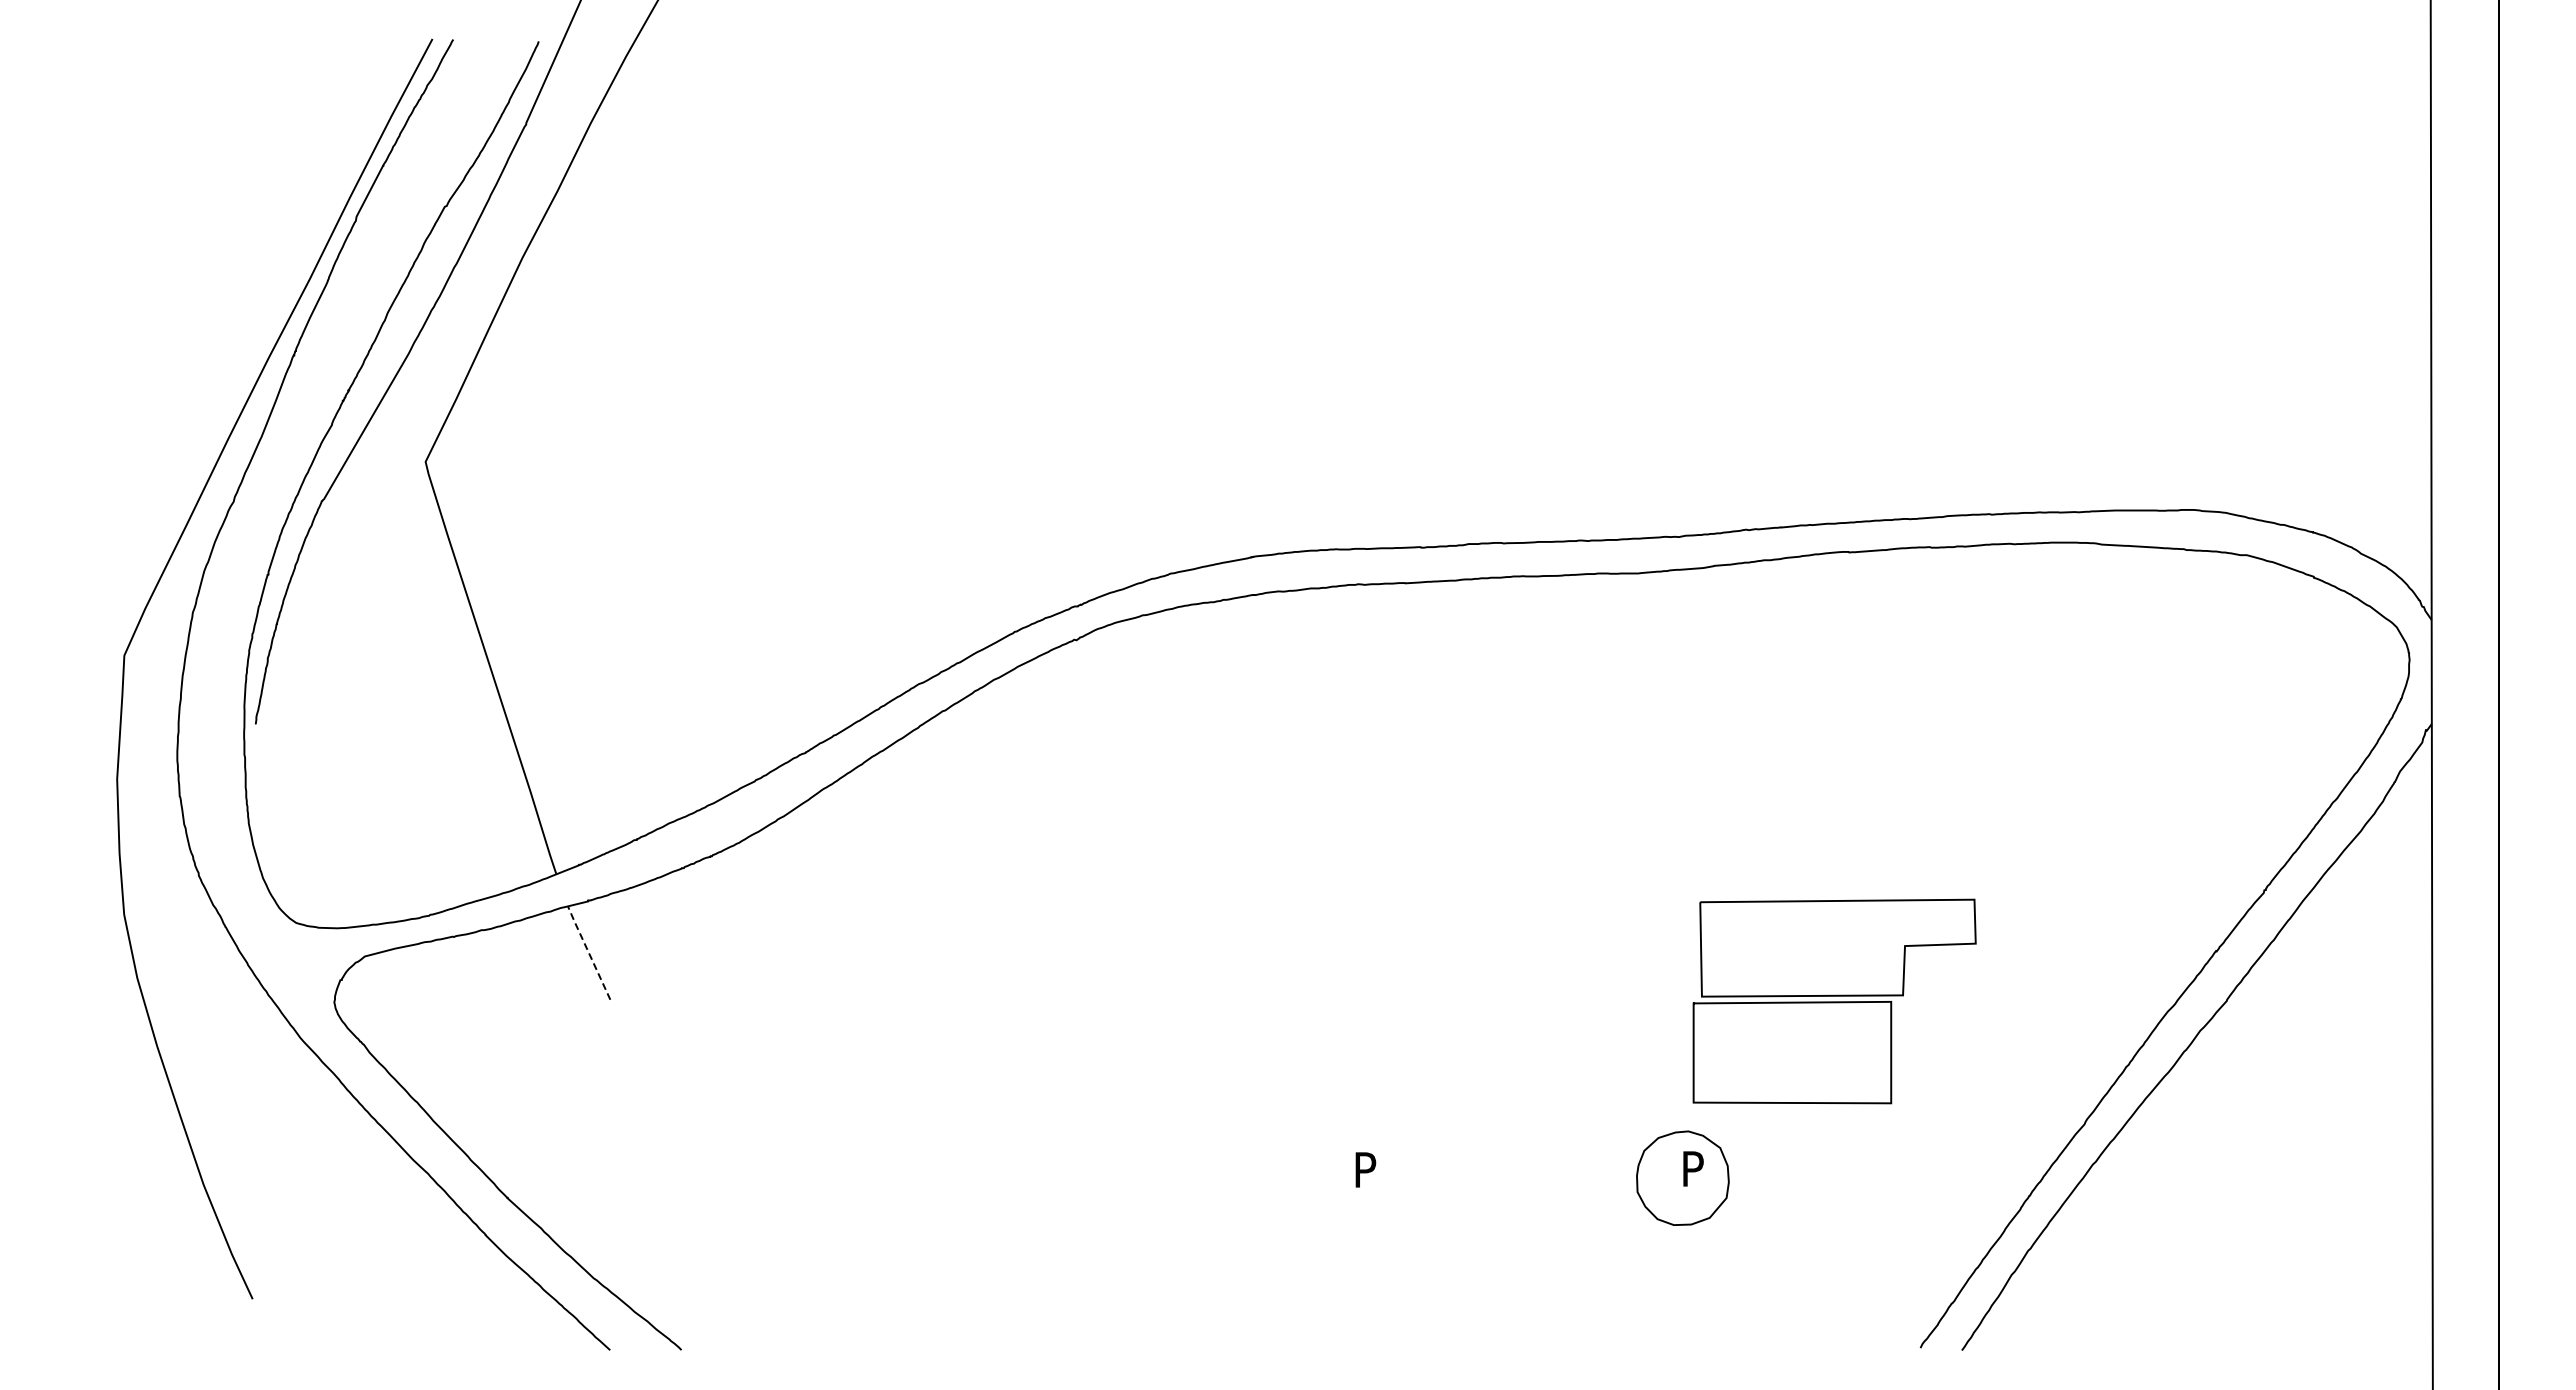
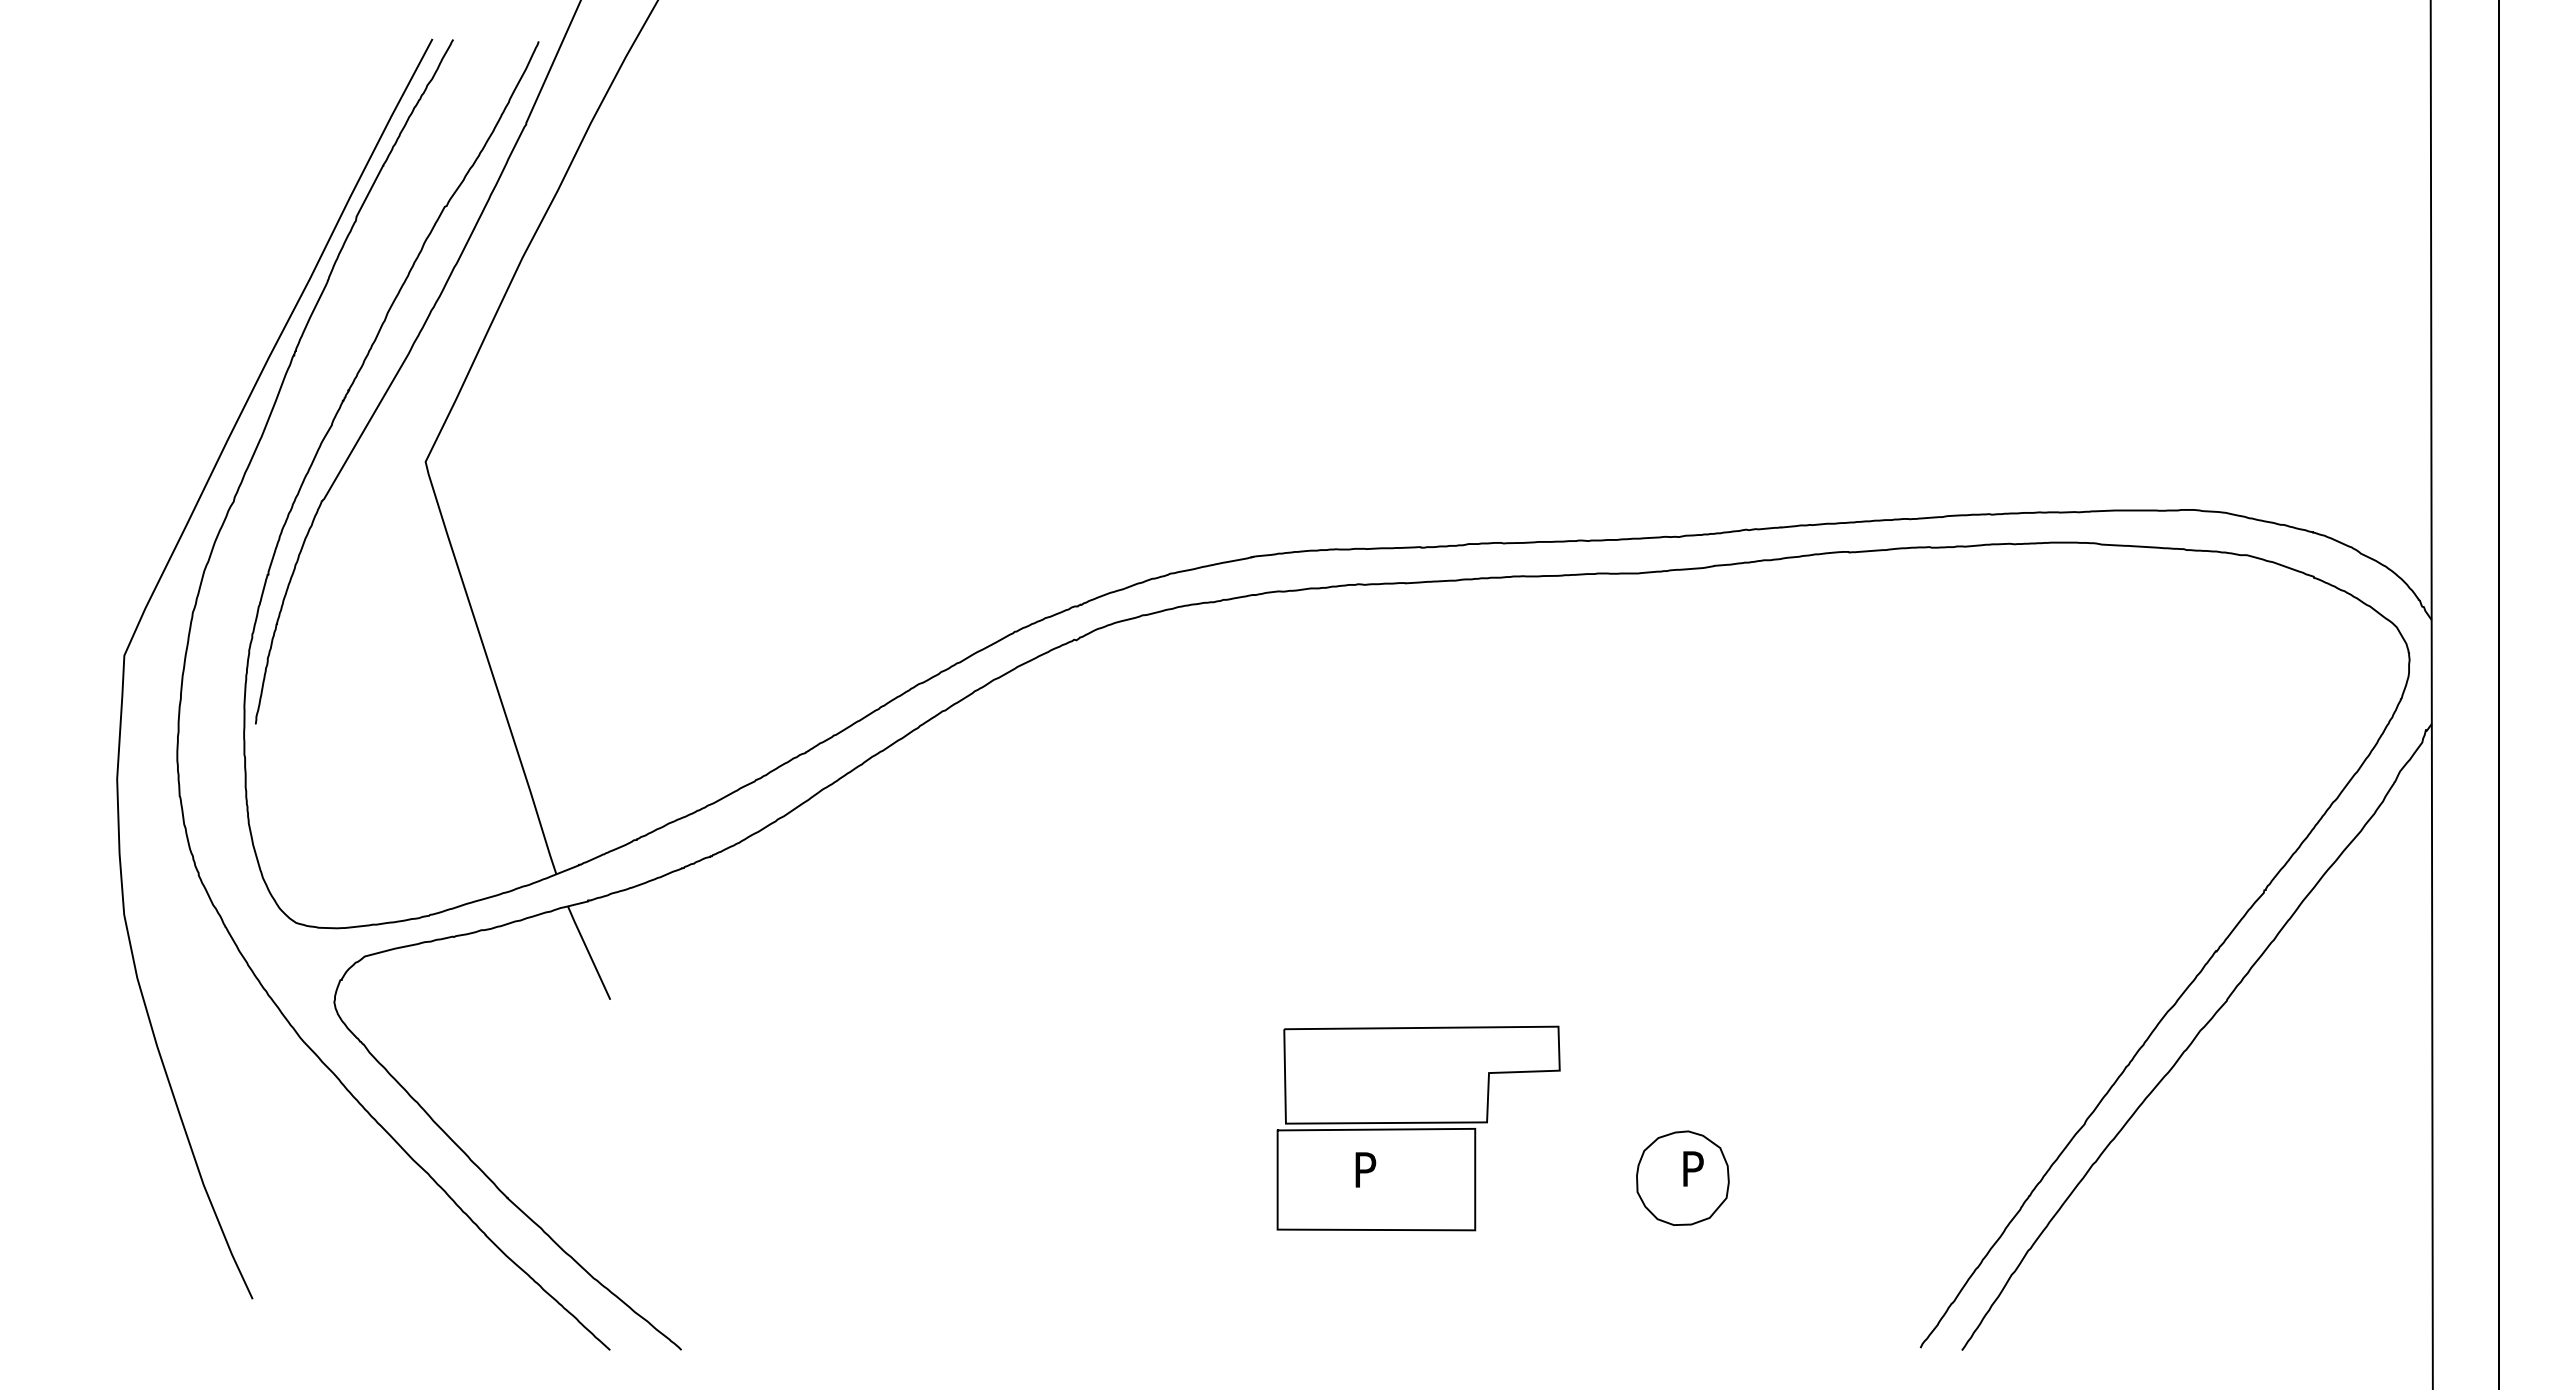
line: dashed -> solid (588, 952)
part position: (1834, 1001) -> (1418, 1128) (1418, 1128)
